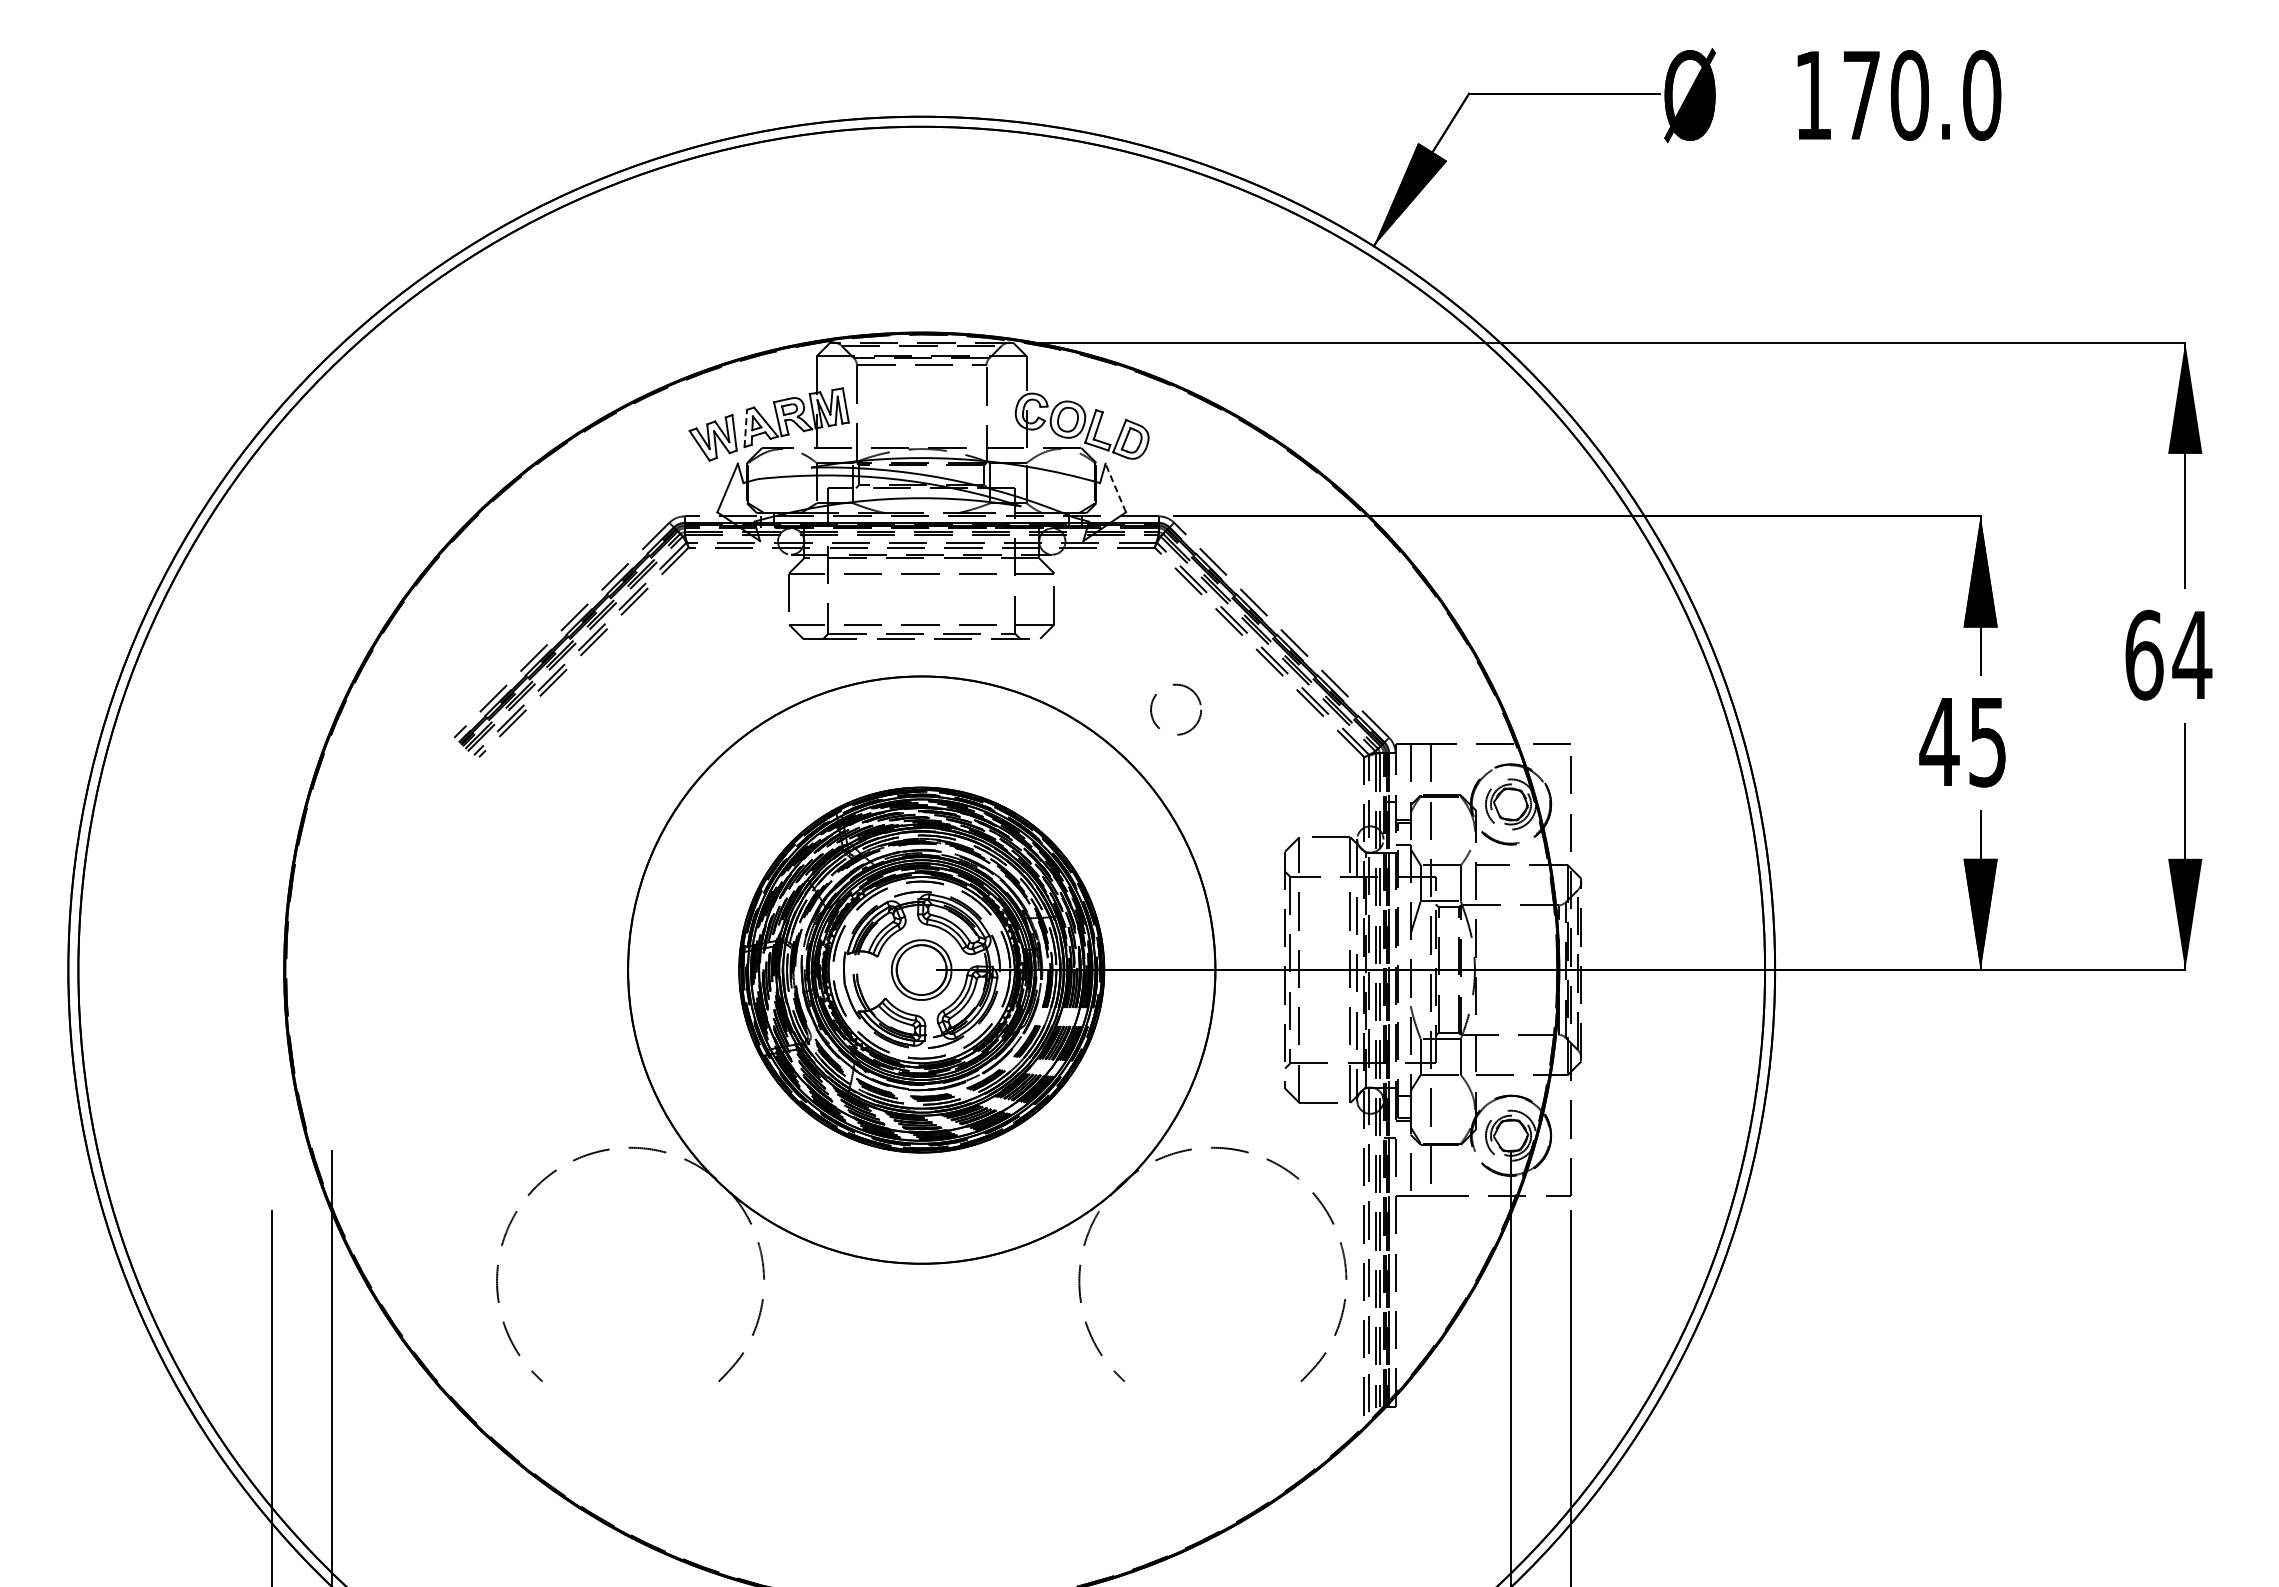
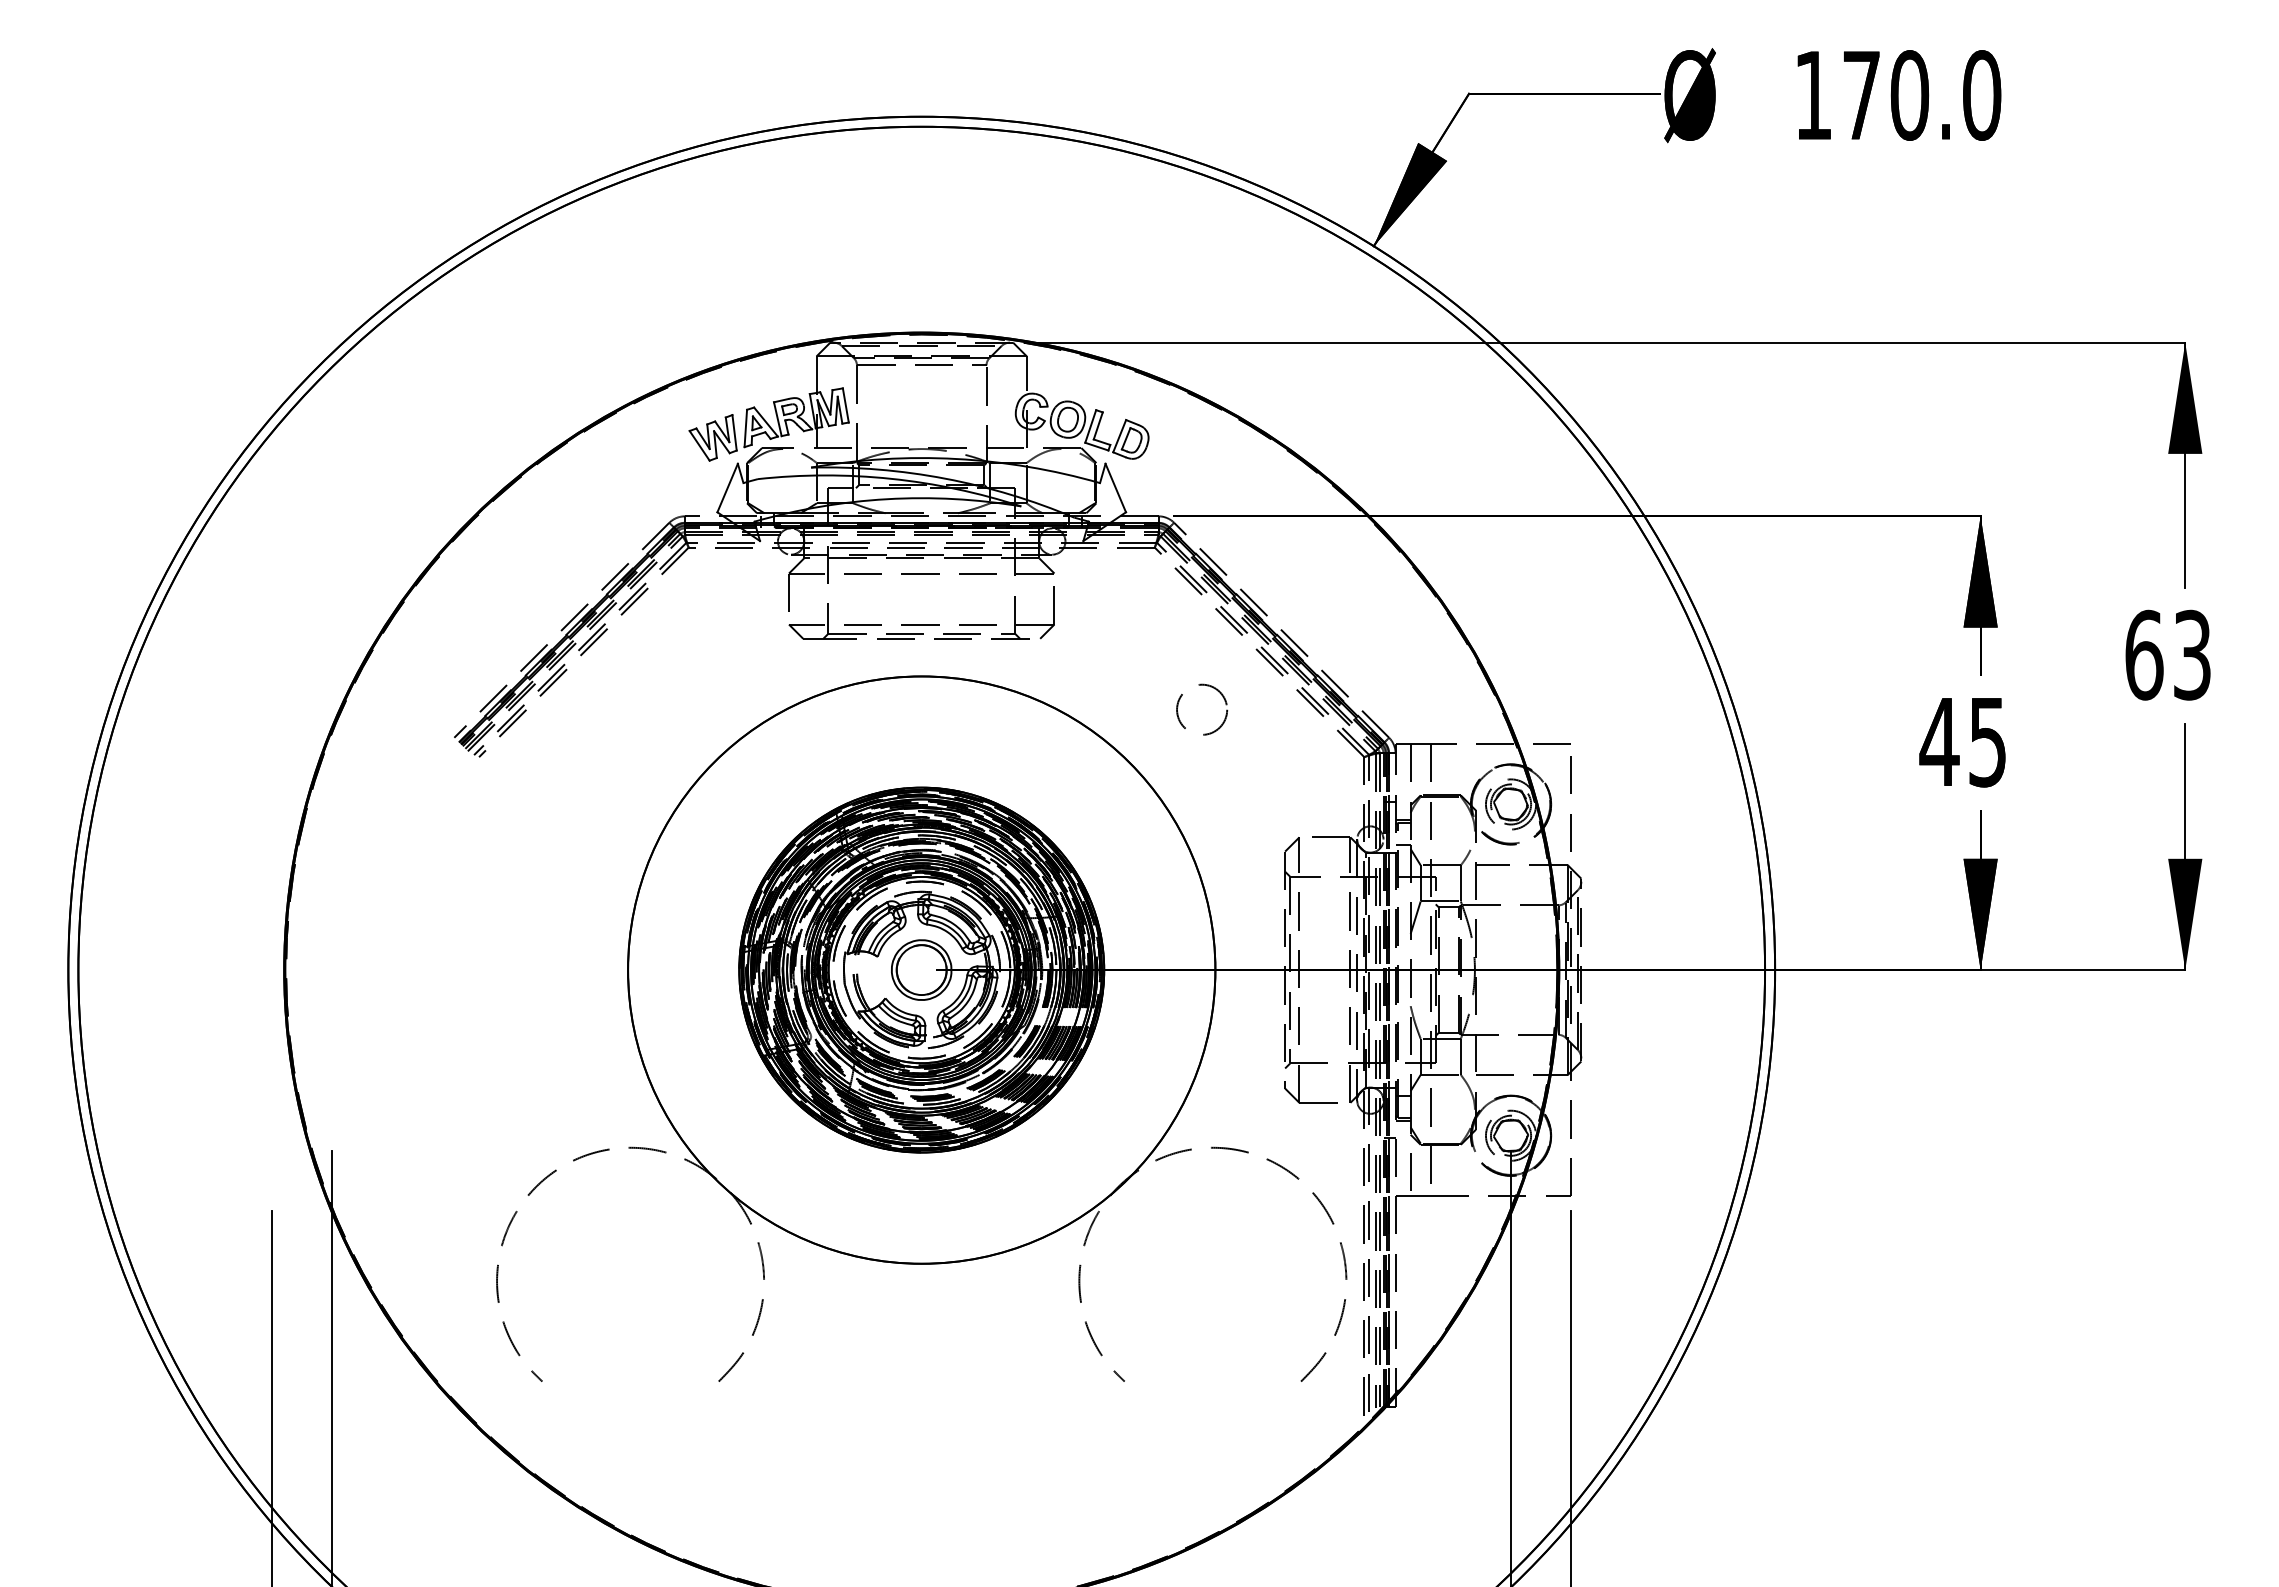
line: dashed -> solid (745, 428)
line: dashed -> solid (1115, 487)
text: 64 -> 63 (2192, 654)
circle position: (1176, 709) -> (1202, 709) (1202, 709)
